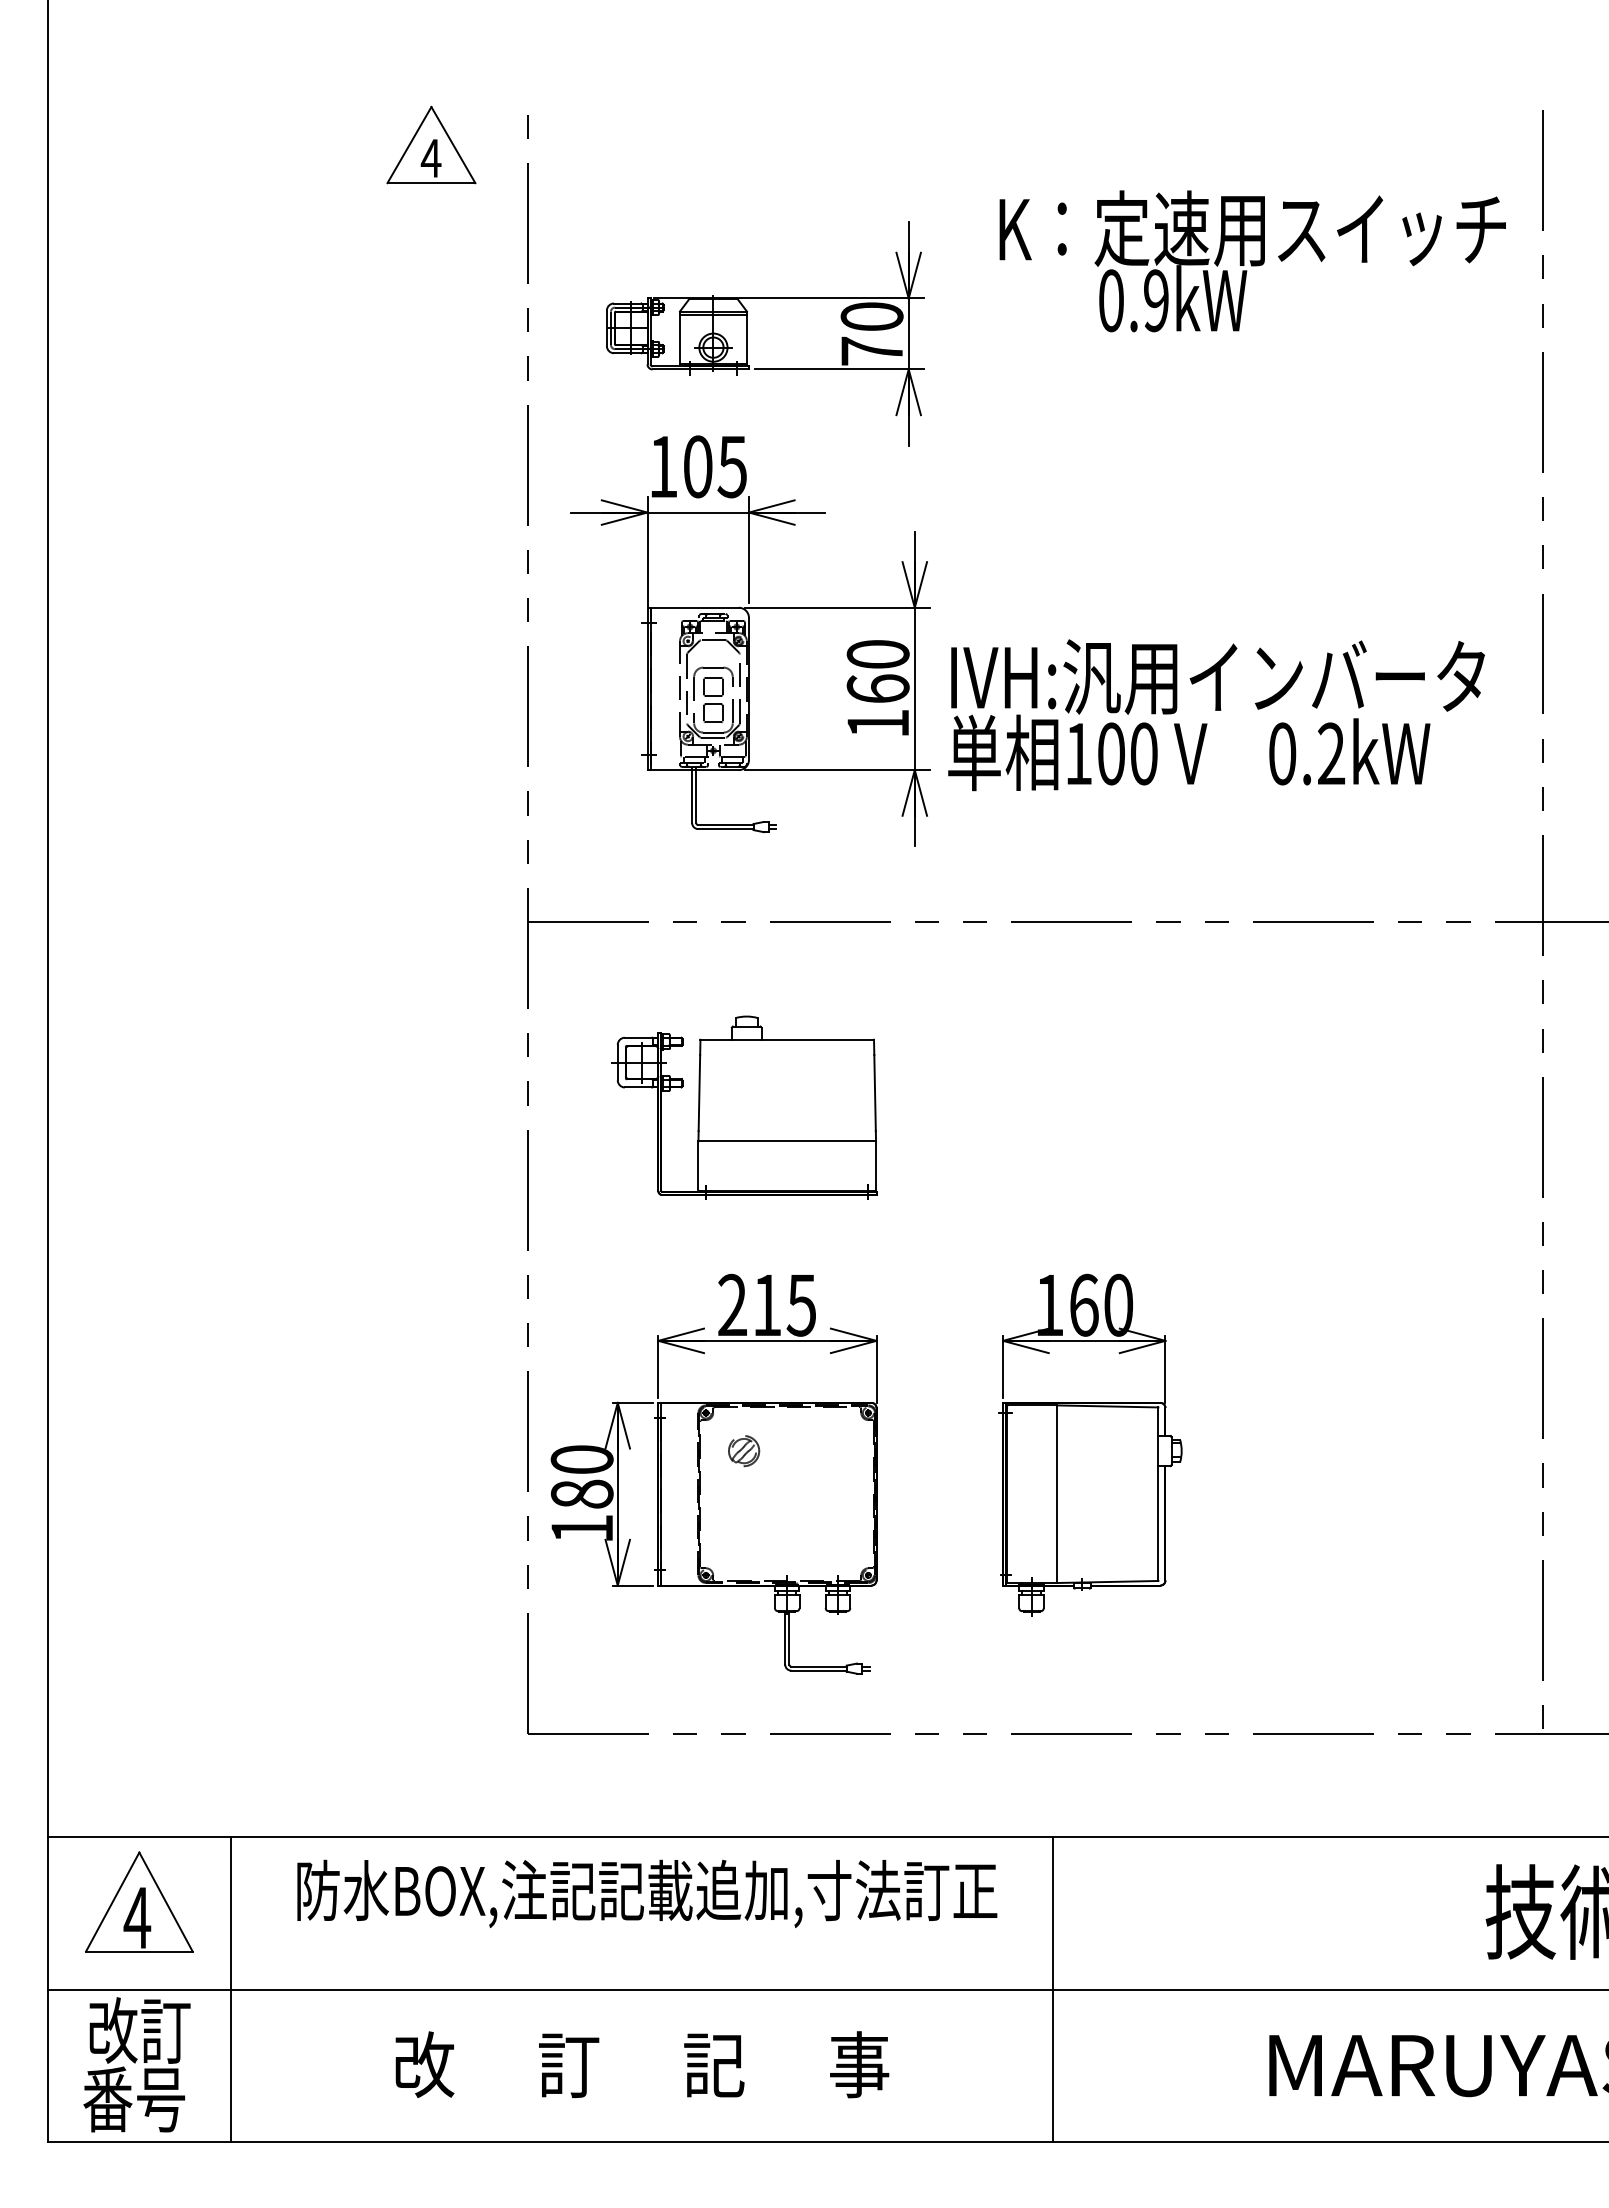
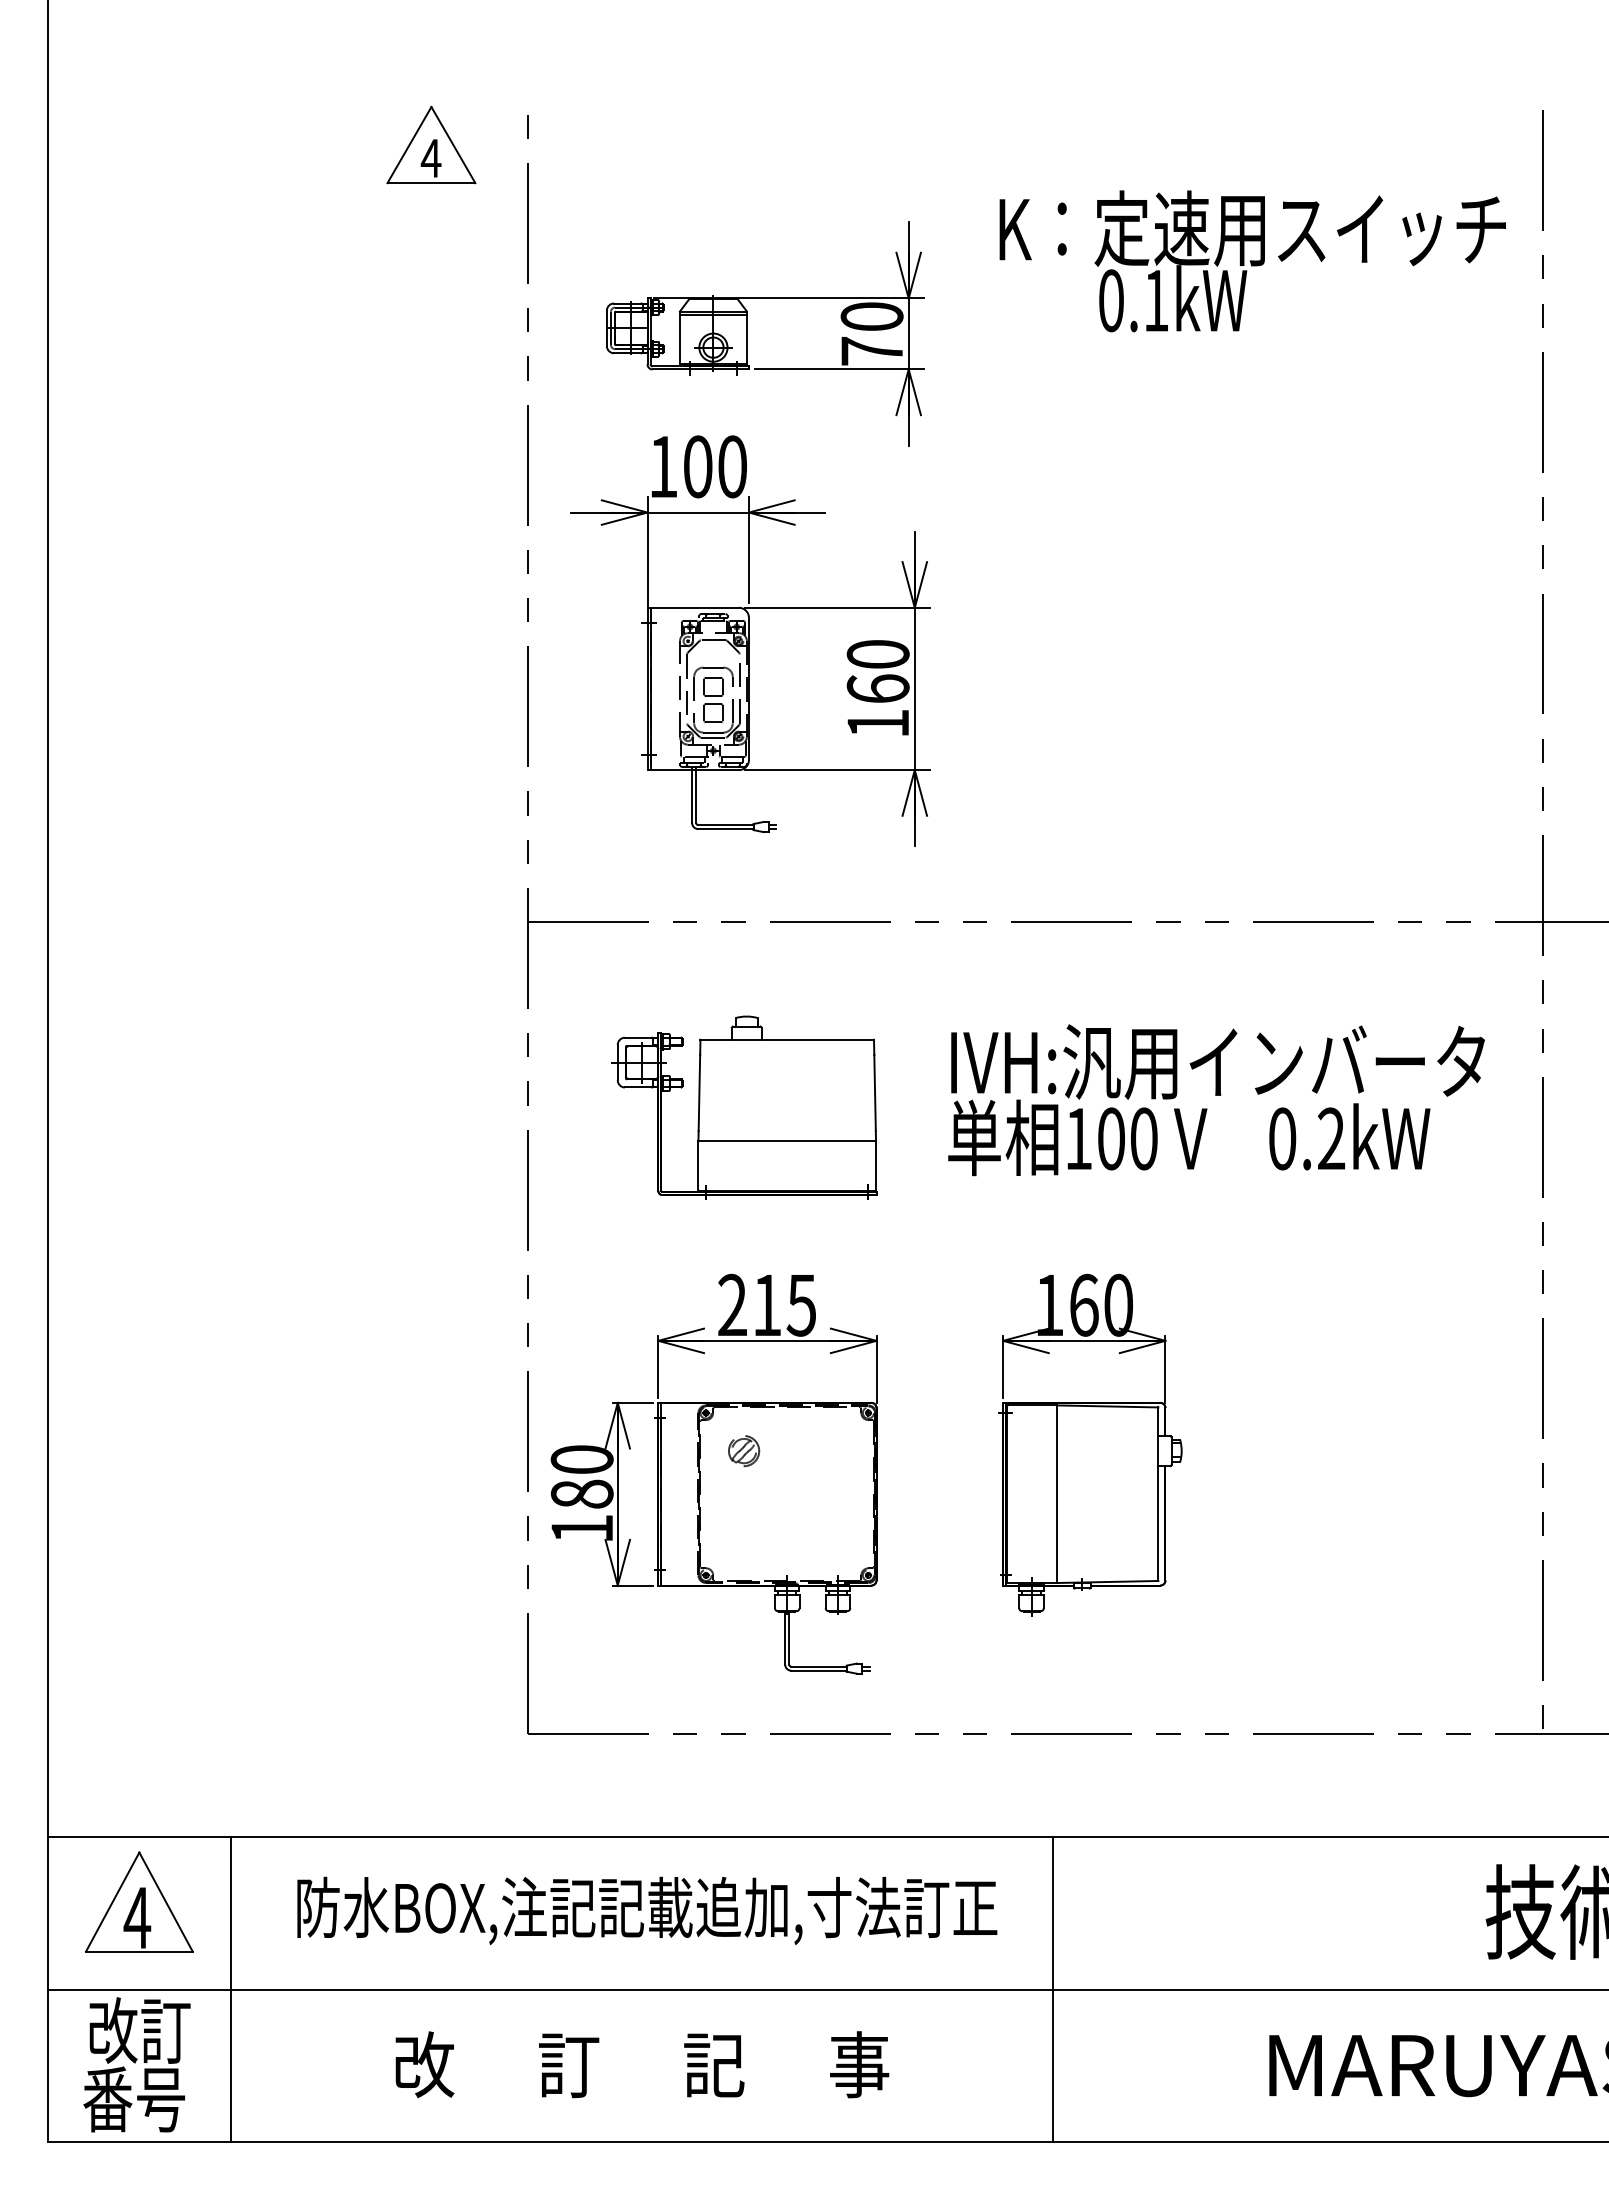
text: 0.9kW -> 0.1kW (1156, 300)
text: 105 -> 100 (731, 466)
text position: (1216, 715) -> (1216, 1100) (1216, 1100)
text position: (647, 1893) -> (647, 1910) (647, 1910)
